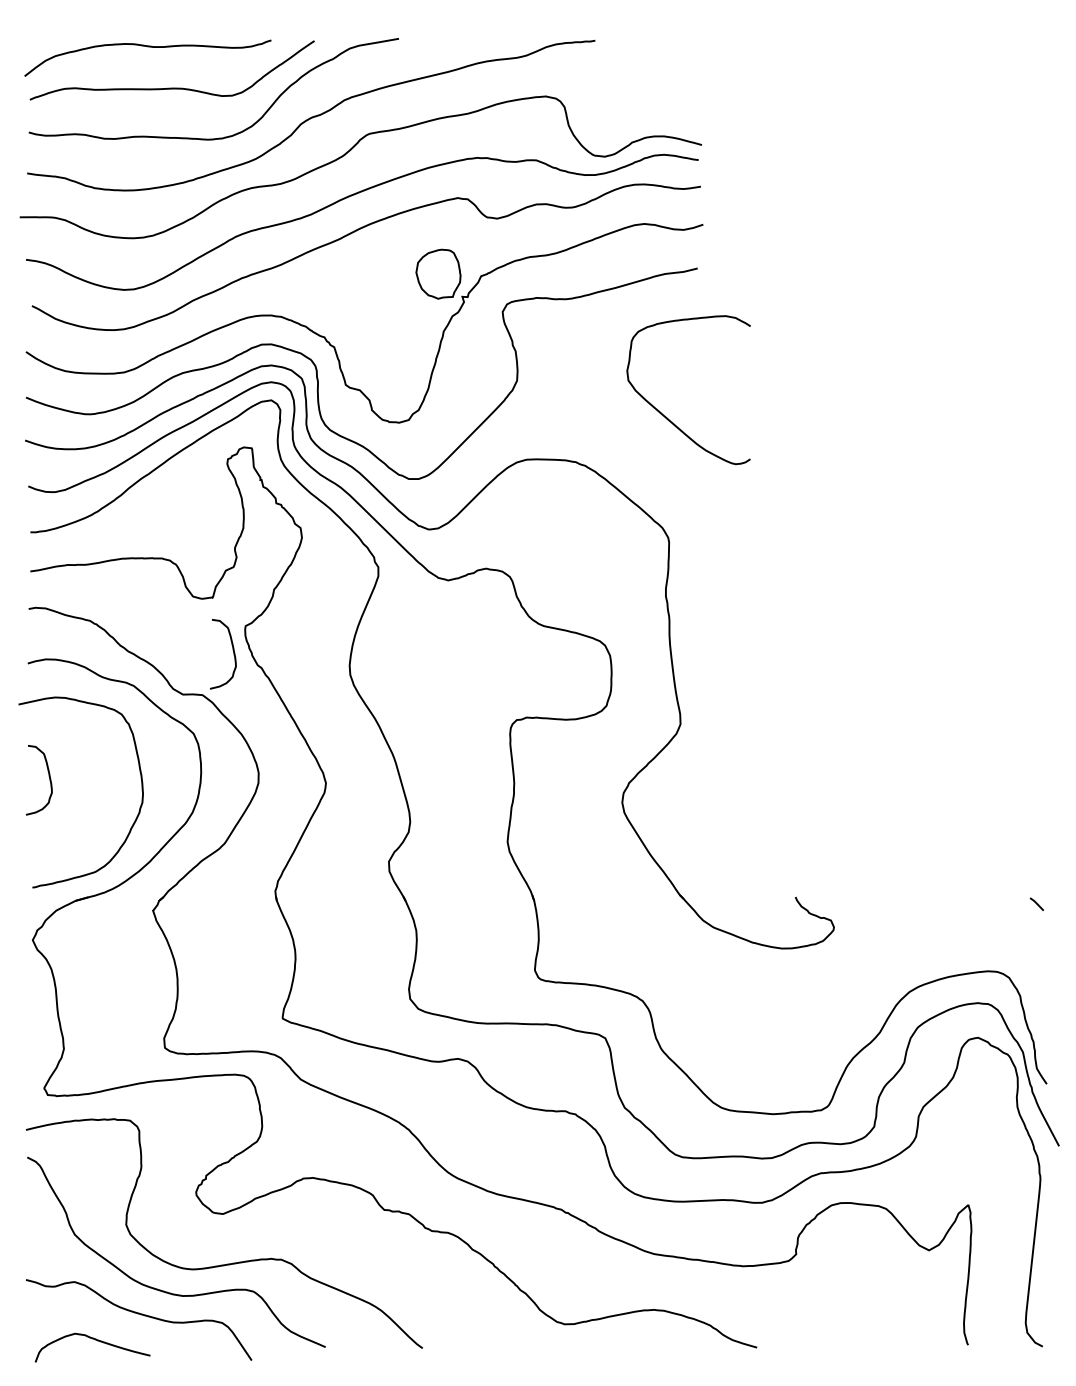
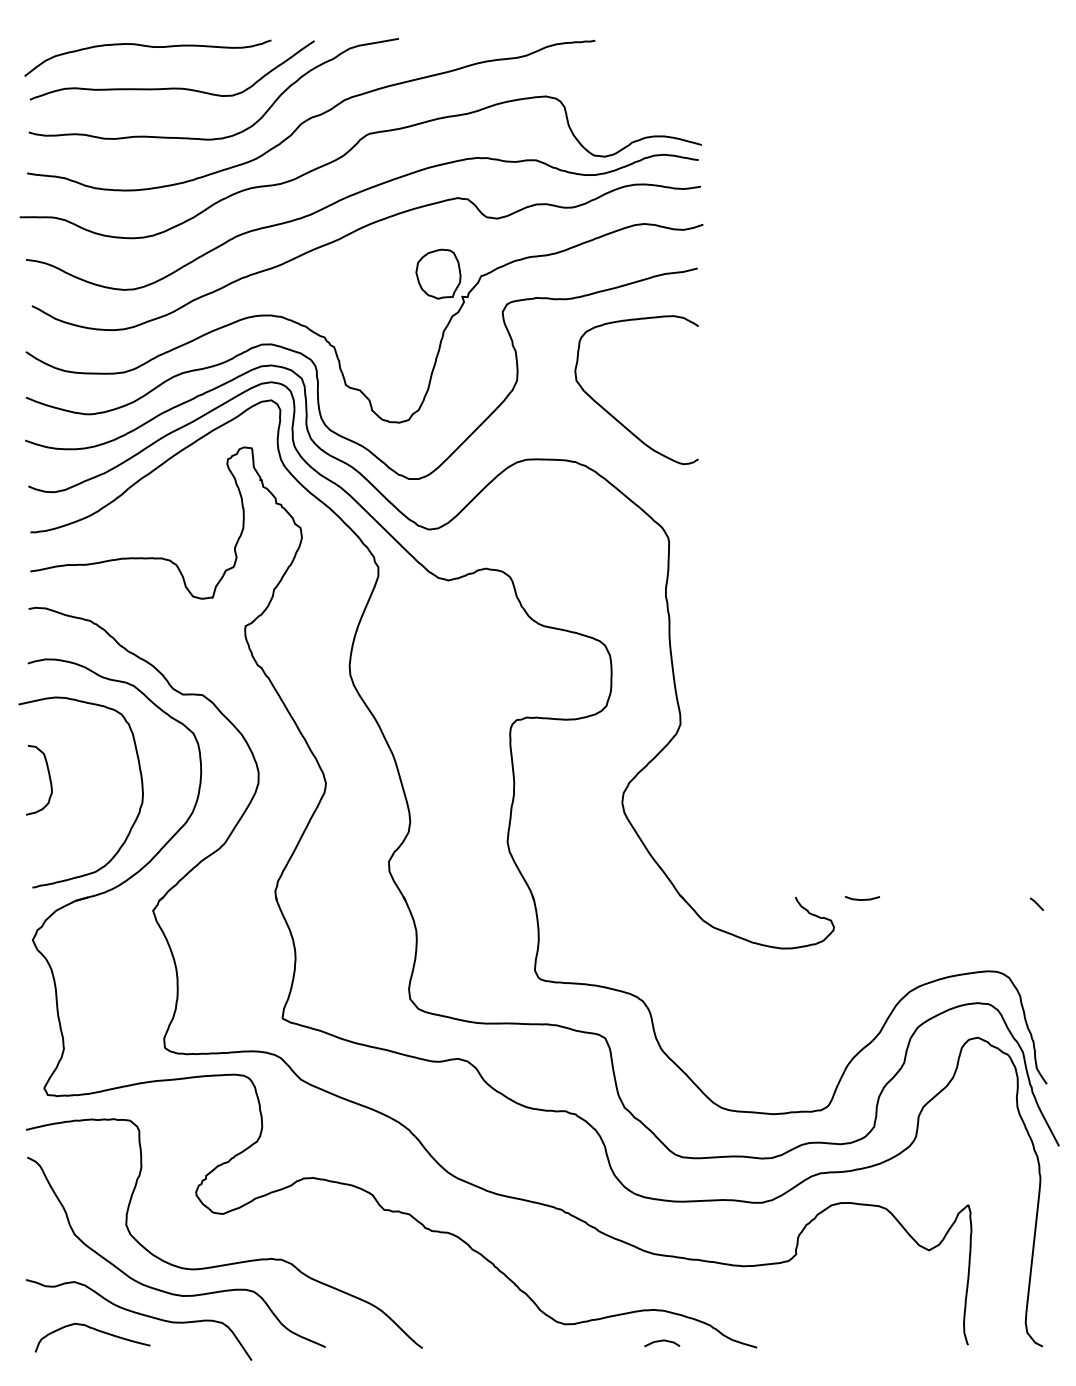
curve position: (665, 415) -> (613, 415) (613, 415)
curve: present -> none (232, 650)
curve: none -> present (862, 899)
curve position: (95, 1340) -> (95, 1330) (95, 1330)
curve: none -> present (662, 1341)
